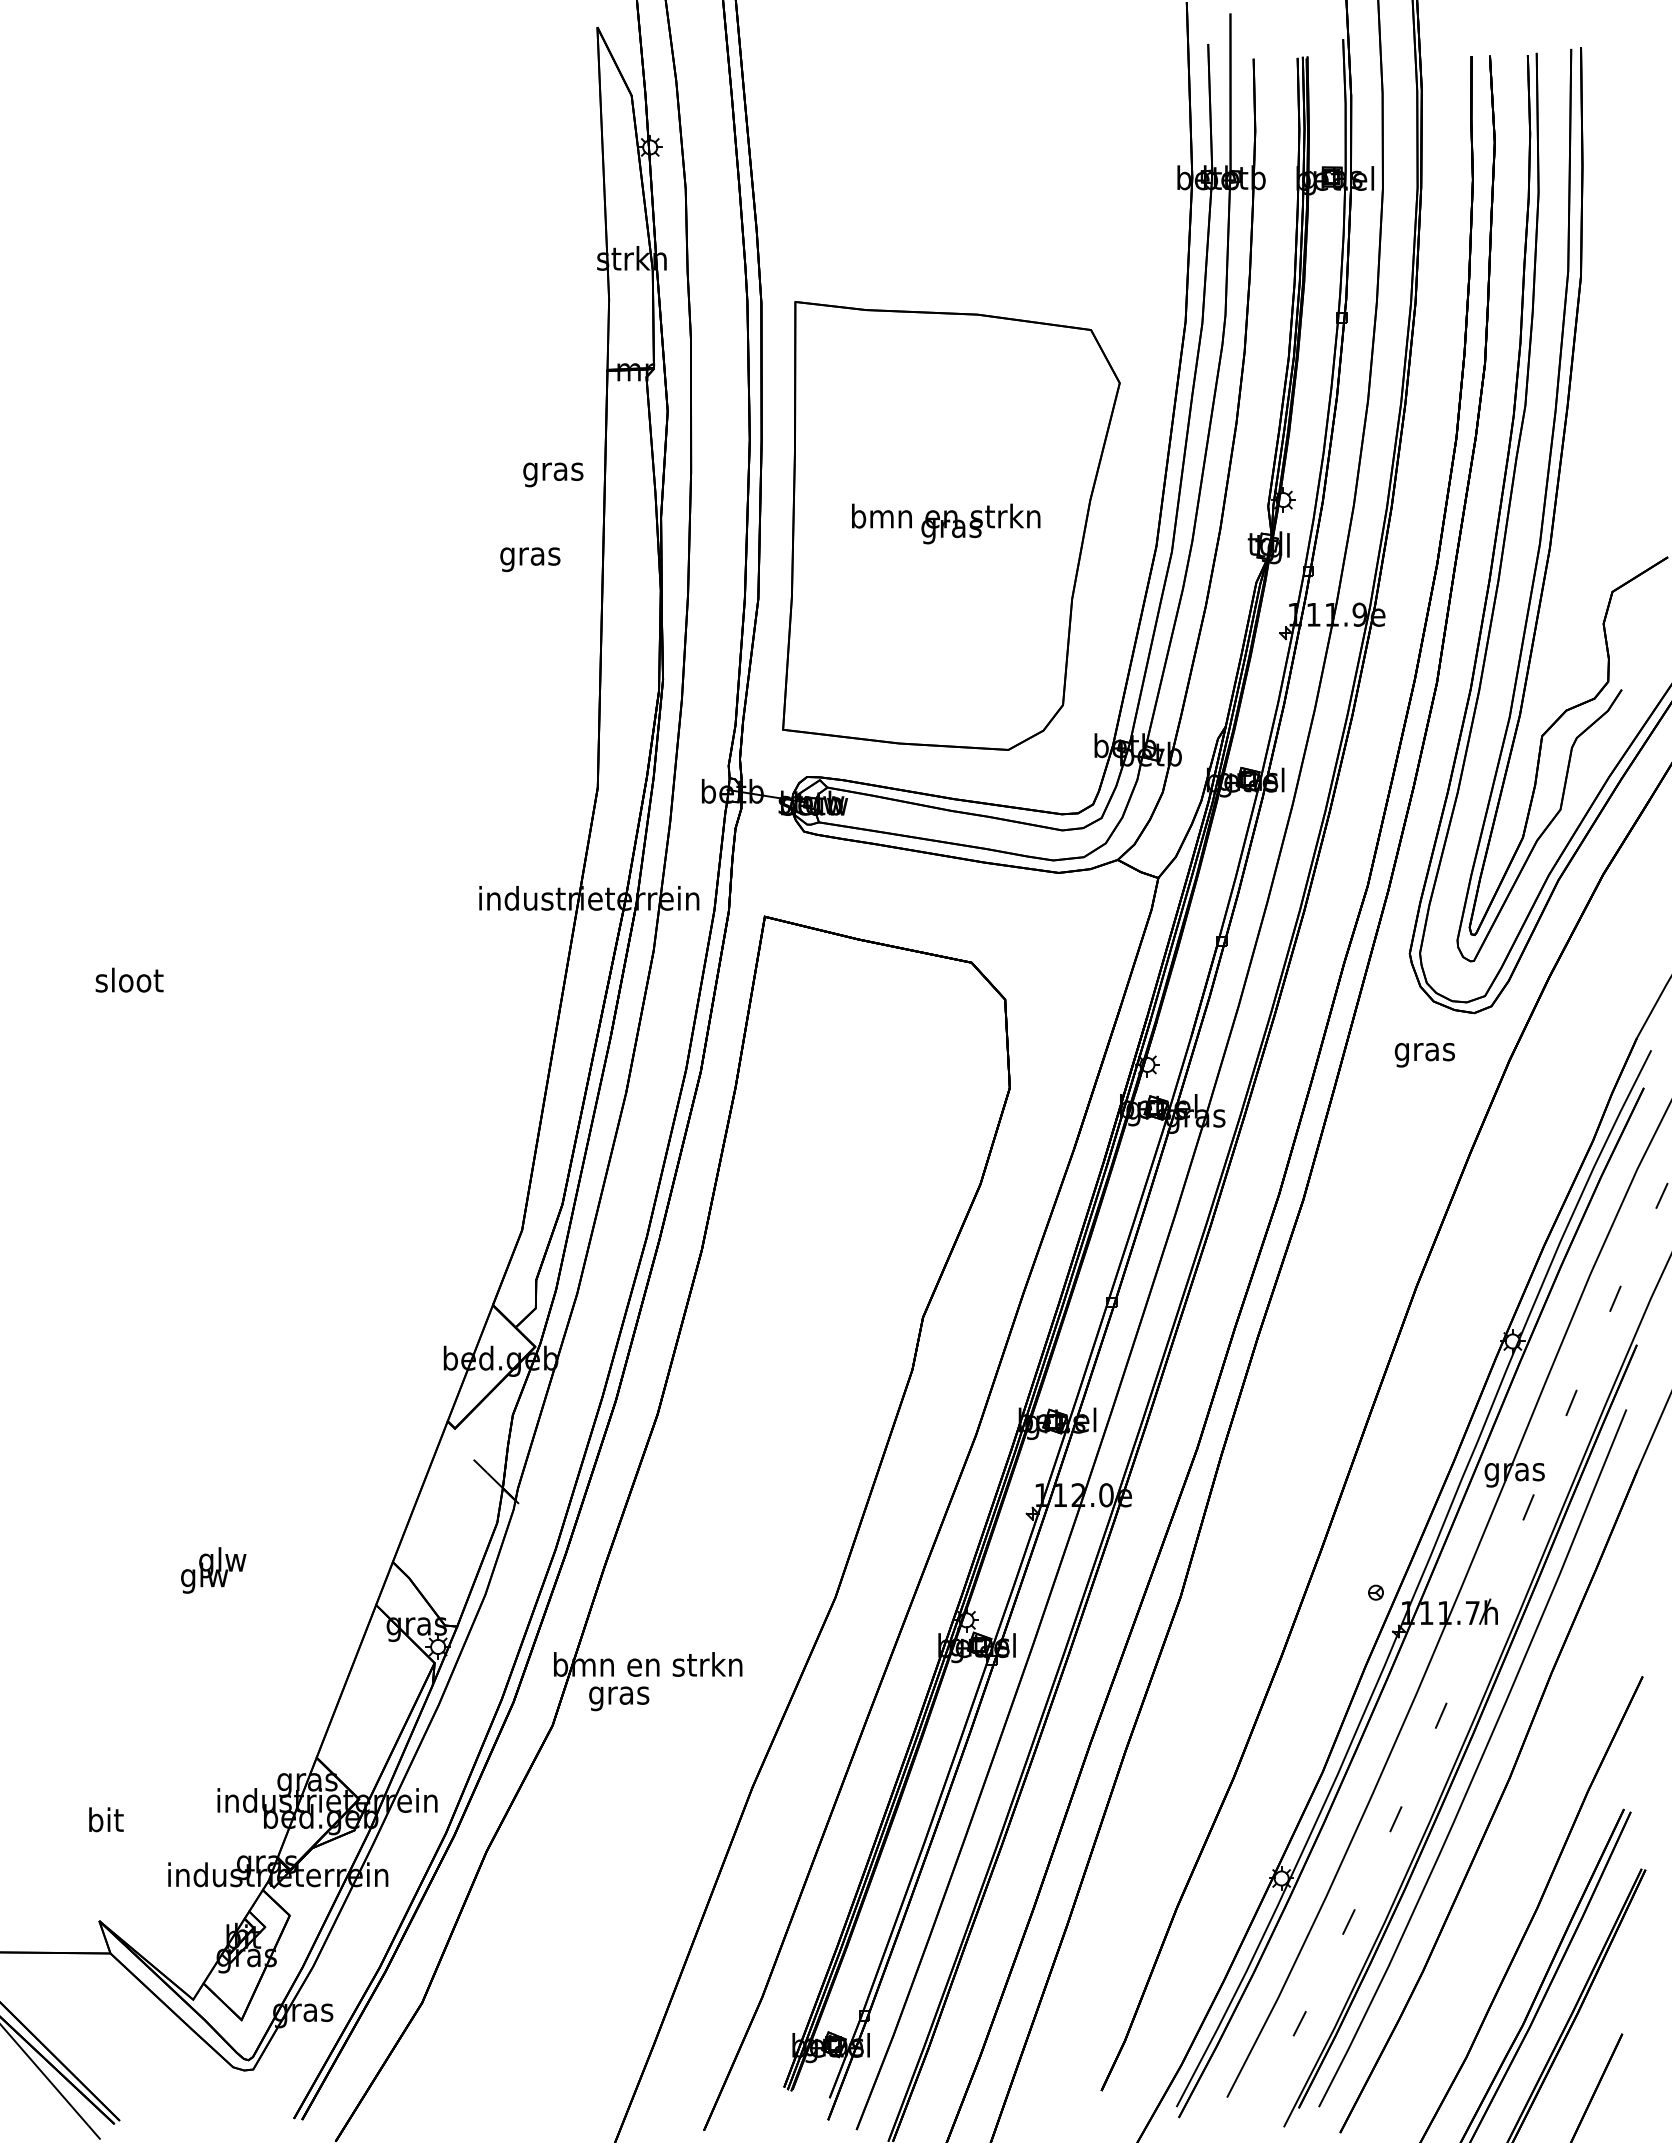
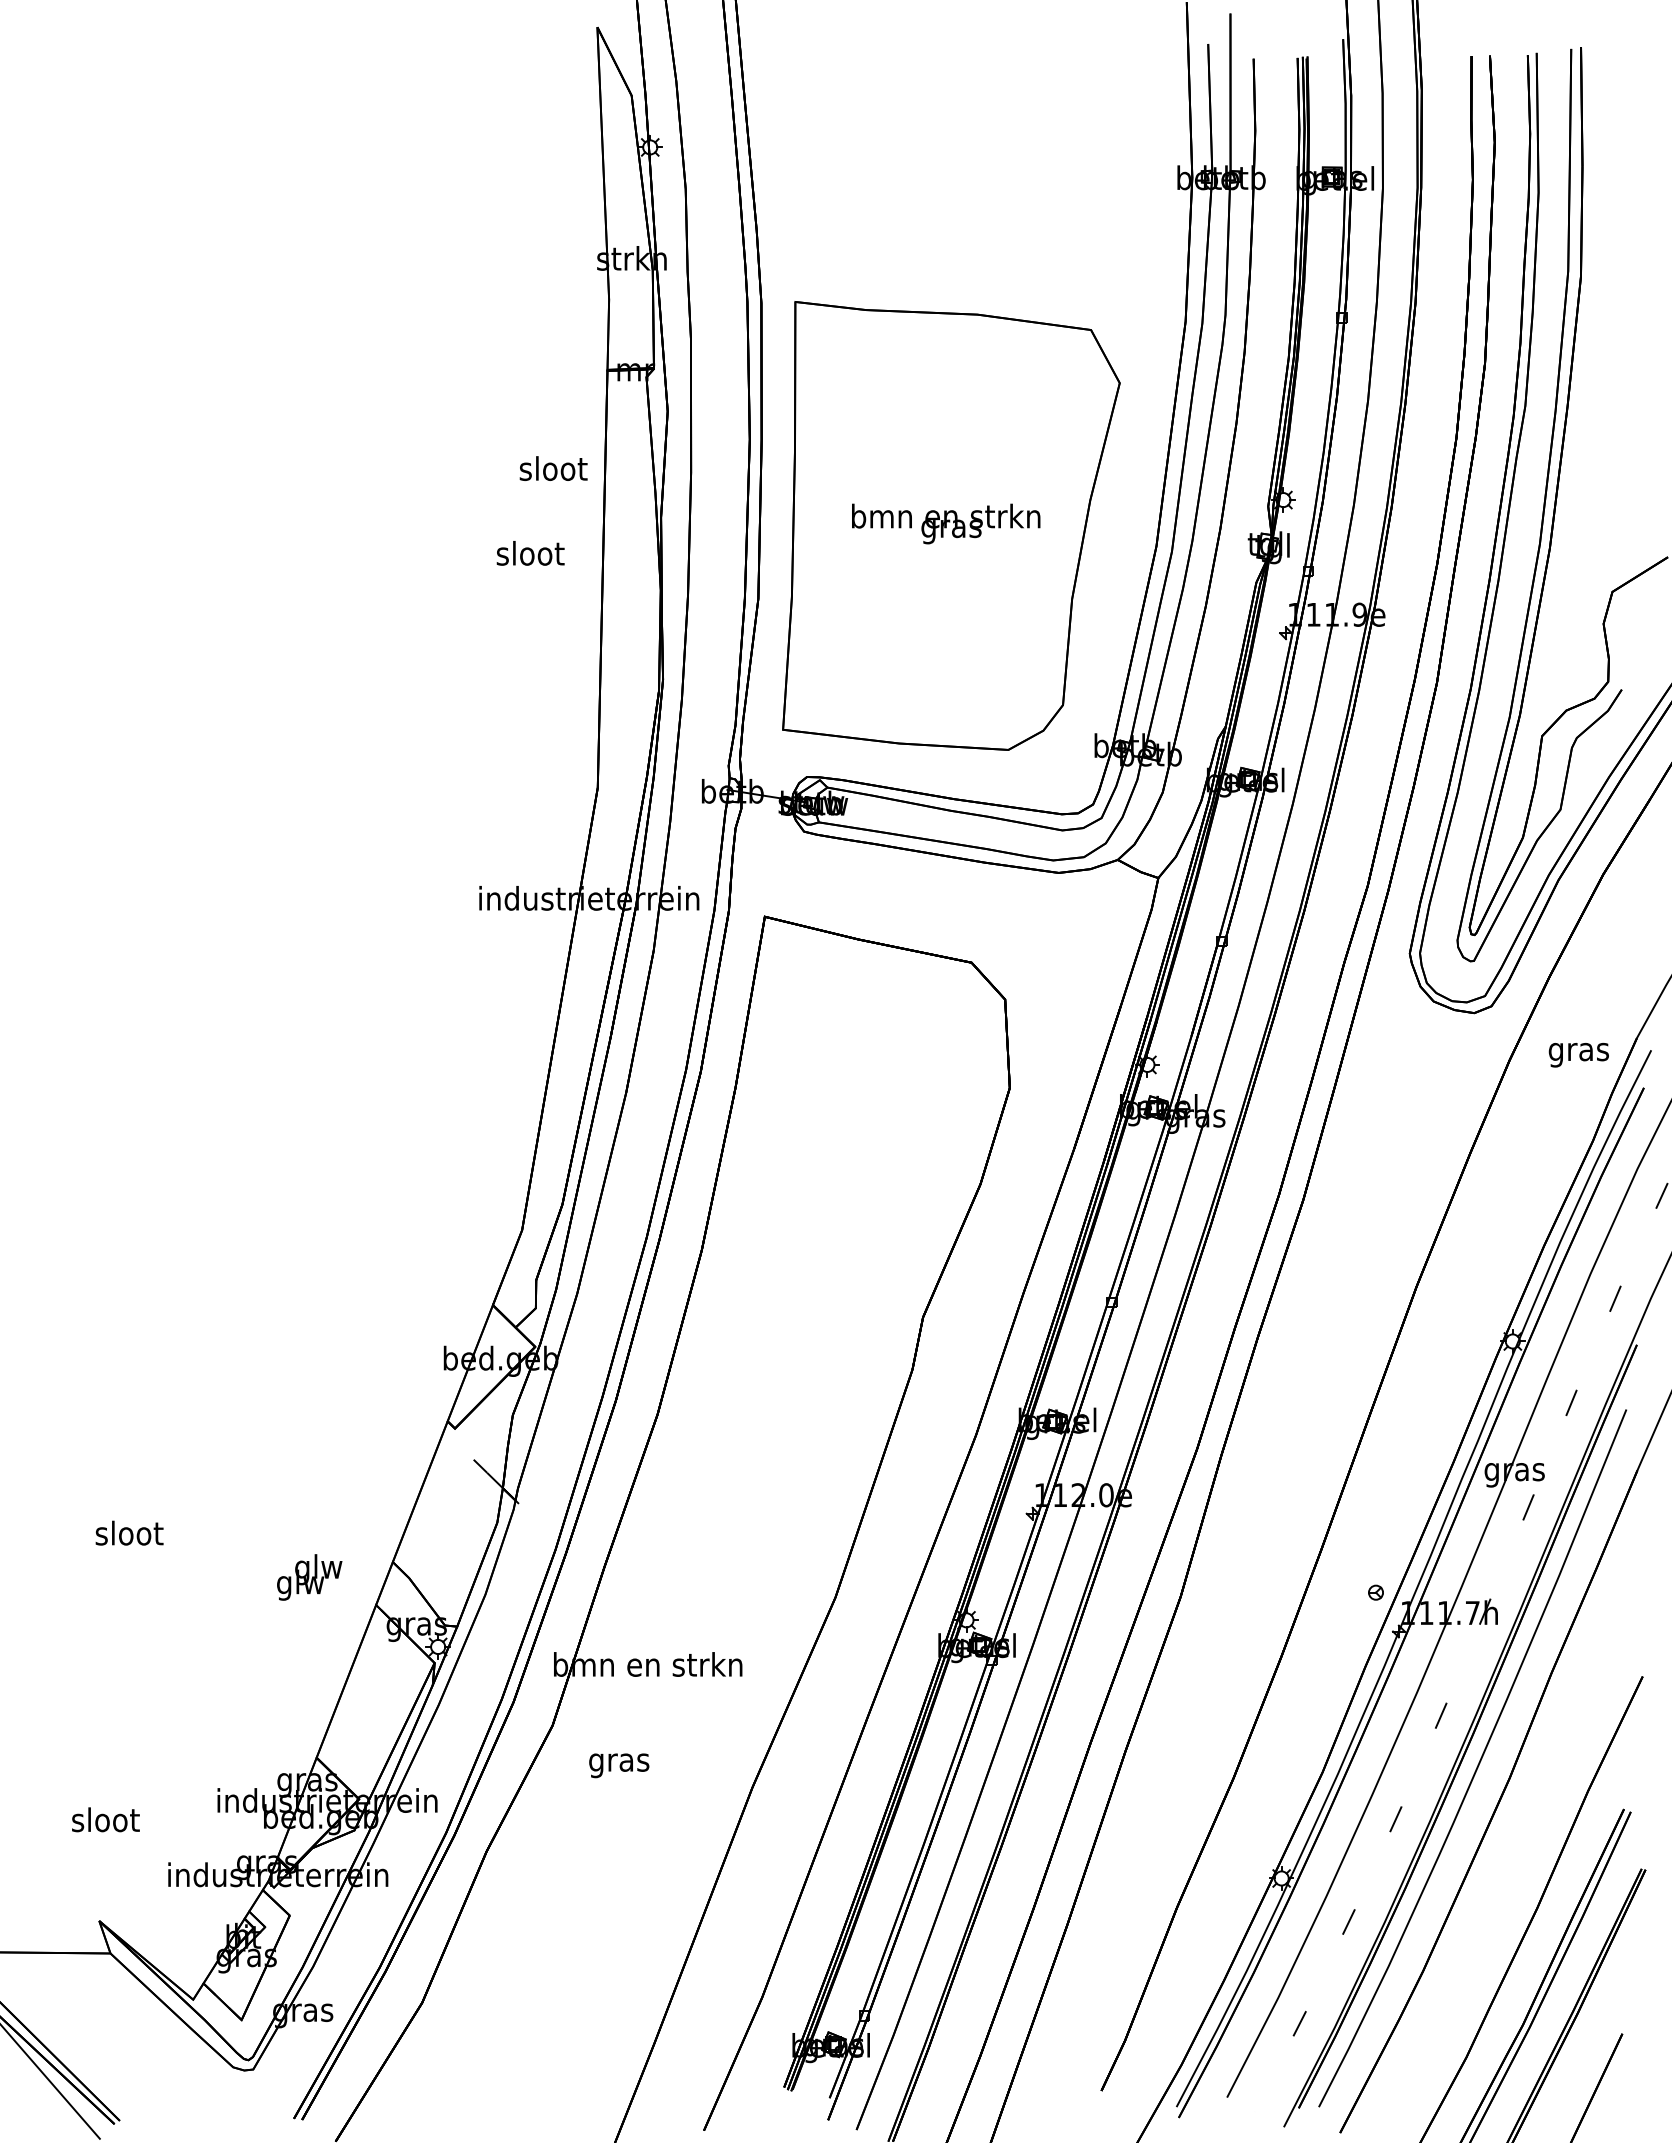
text: gras -> sloot (553, 471)
text: gras -> sloot (530, 556)
text position: (129, 979) -> (129, 1532) (129, 1532)
text position: (1424, 1055) -> (1578, 1055) (1578, 1055)
text position: (213, 1570) -> (309, 1577) (309, 1577)
text position: (619, 1698) -> (619, 1765) (619, 1765)
text: bit -> sloot (105, 1819)
